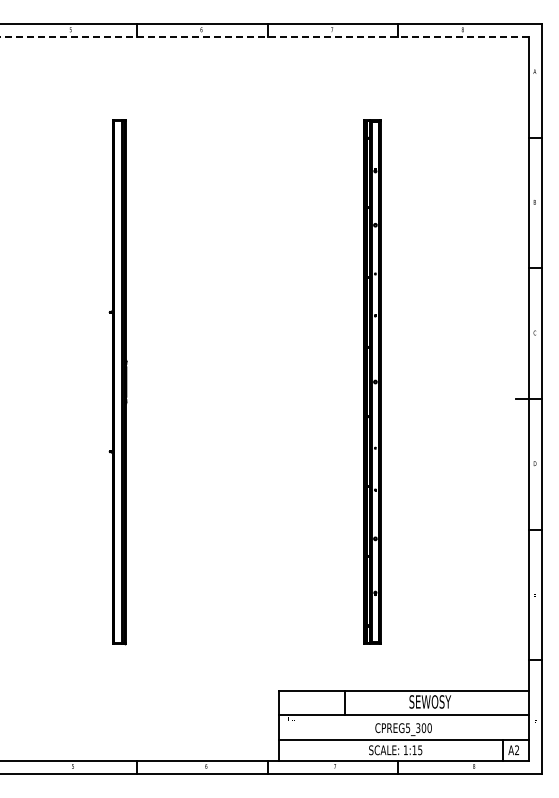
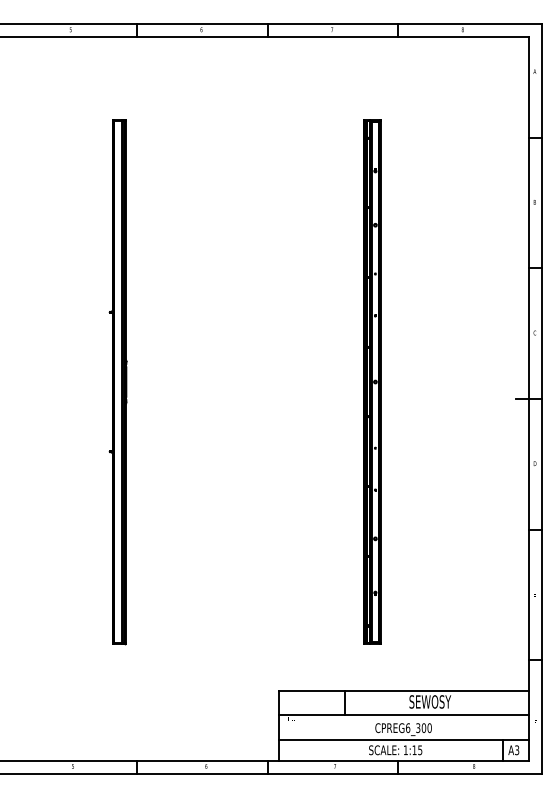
line: dashed -> solid (264, 37)
text: CPREG5_300 -> CPREG6_300 (408, 728)
text: A2 -> A3 (517, 750)
